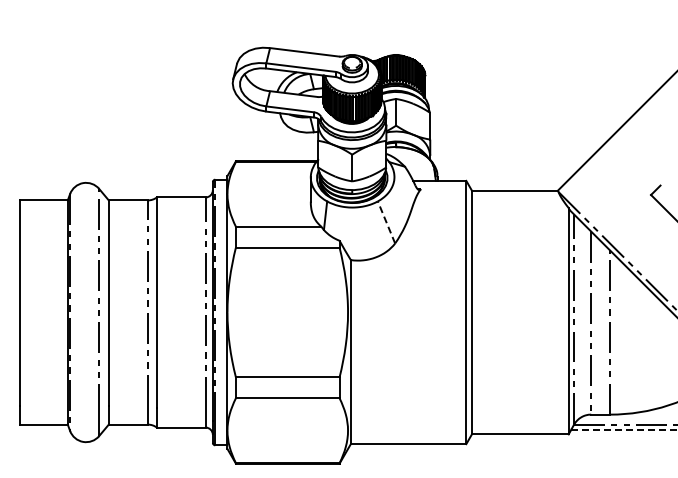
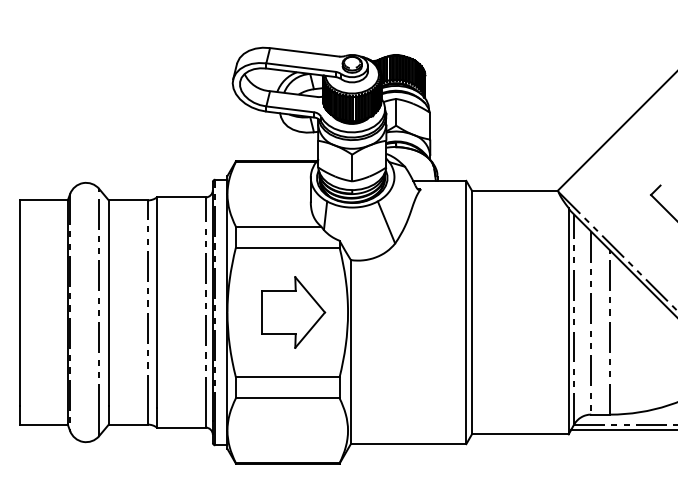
line: dashed -> solid (386, 222)
part: none -> present (293, 312)
line: dashed -> solid (624, 429)
